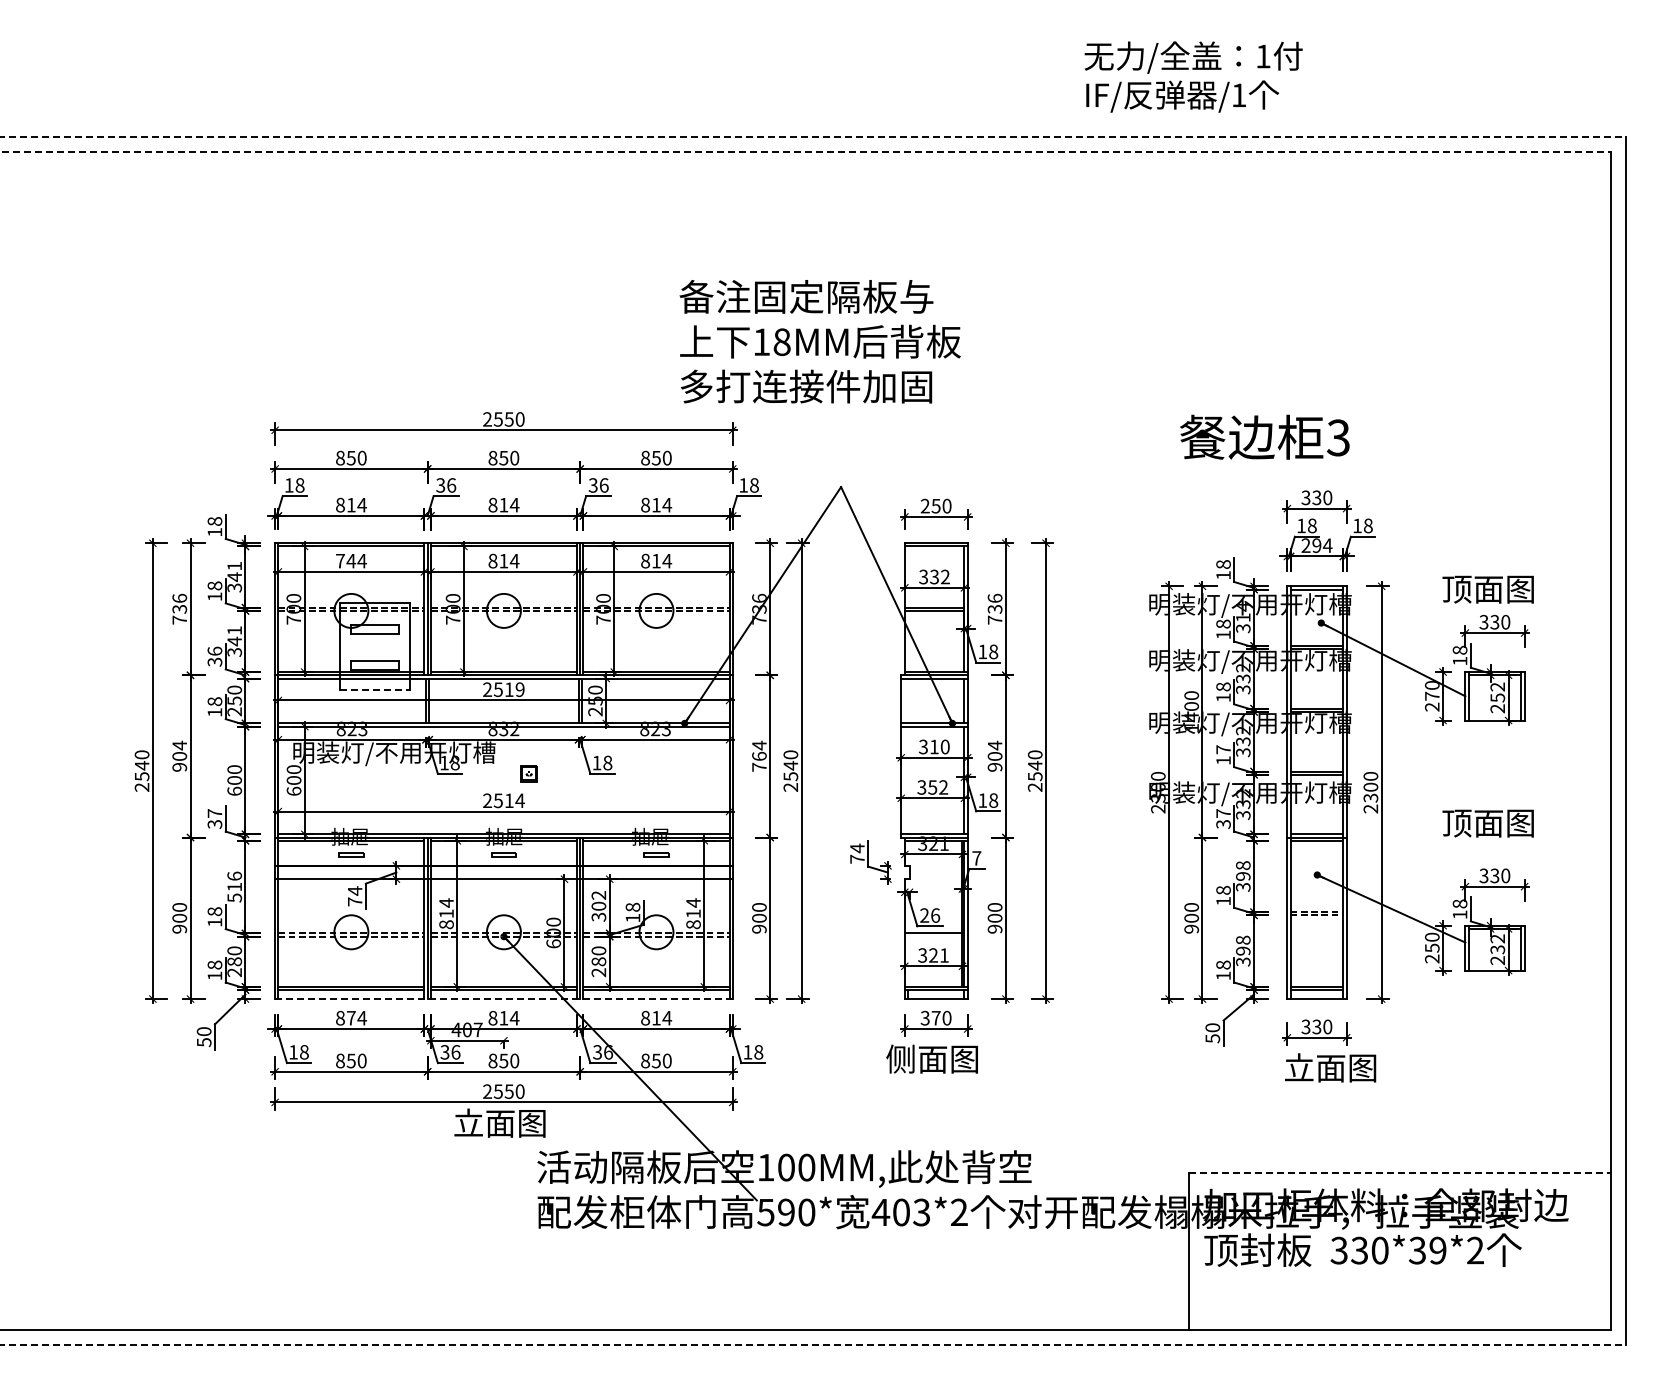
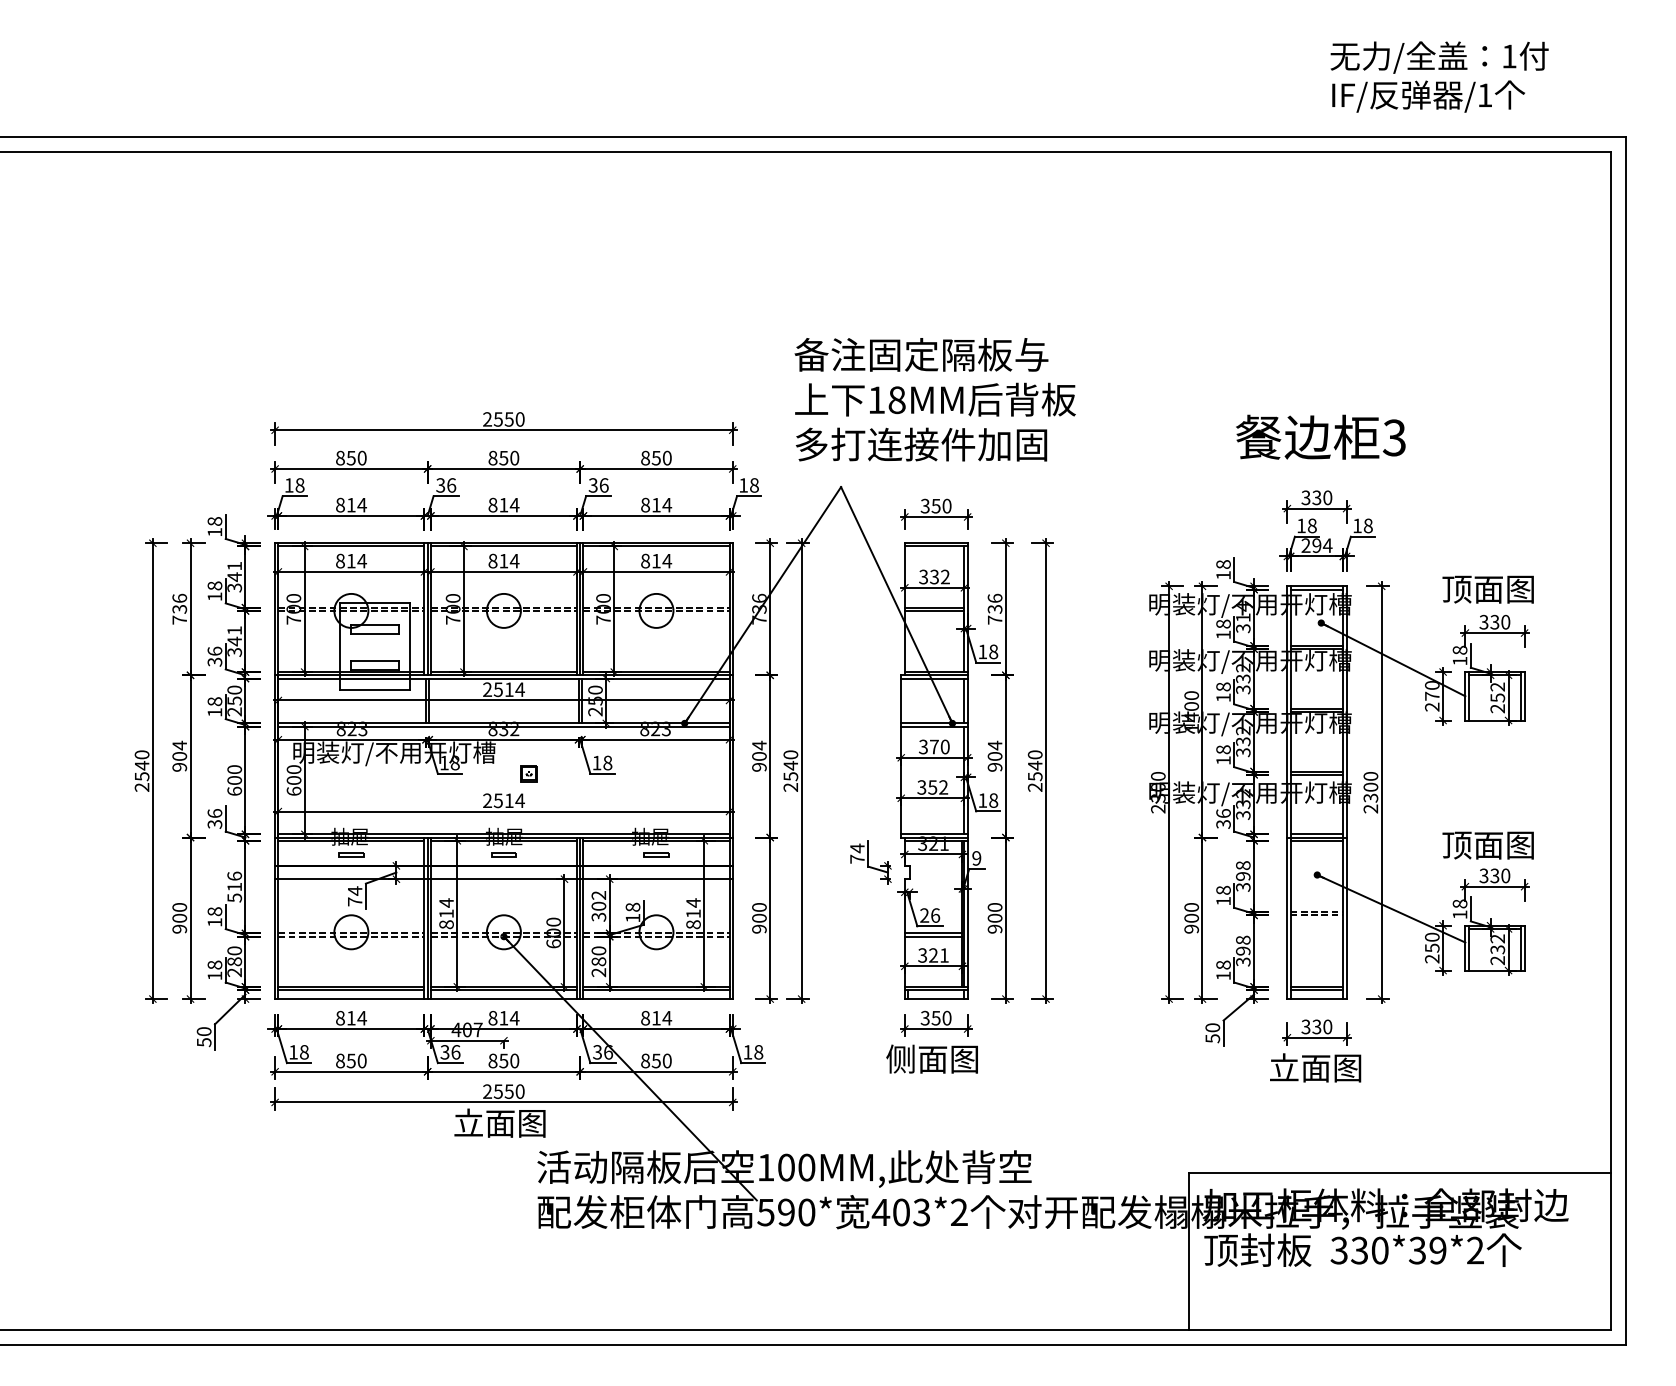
text position: (1193, 76) -> (1439, 76) (1439, 76)
line: dashed -> solid (812, 137)
line: dashed -> solid (805, 152)
text position: (819, 341) -> (934, 399) (934, 399)
text position: (1264, 436) -> (1320, 436) (1320, 436)
text: 250 -> 350 (924, 506)
text: 744 -> 814 (346, 560)
text: 2519 -> 2514 (519, 689)
line: dashed -> solid (374, 690)
text: 310 -> 370 (934, 746)
text: 17 -> 18 (1223, 749)
text: 764 -> 904 (759, 761)
text: 37 -> 36 (214, 813)
text: 37 -> 36 (1223, 813)
text position: (1487, 823) -> (1487, 845) (1487, 845)
text: 7 -> 9 (976, 858)
line: none -> present (933, 936)
line: dashed -> solid (503, 999)
text: 874 -> 814 (351, 1018)
text: 370 -> 350 (935, 1018)
text position: (1330, 1067) -> (1315, 1067) (1315, 1067)
line: dashed -> solid (1400, 1173)
line: dashed -> solid (812, 1344)
